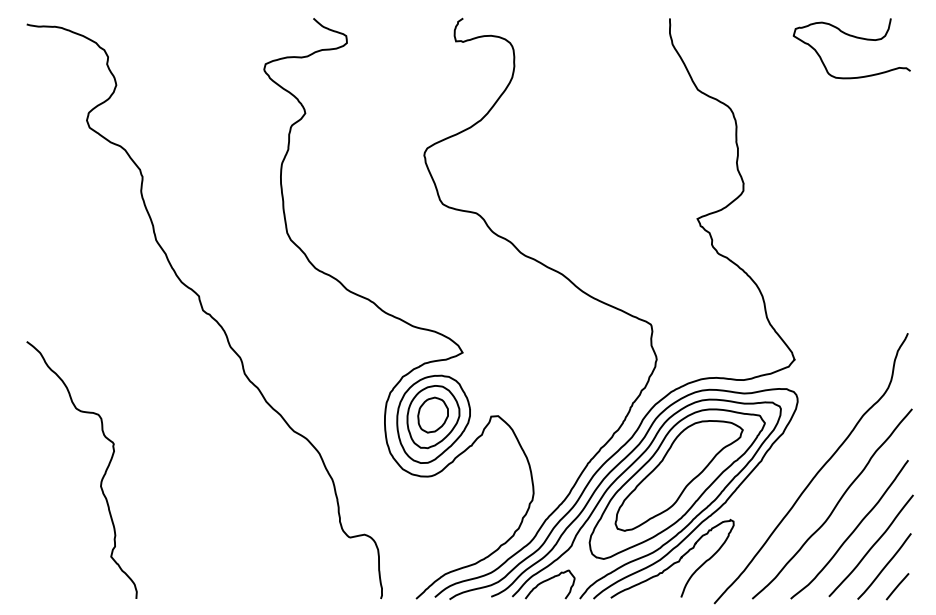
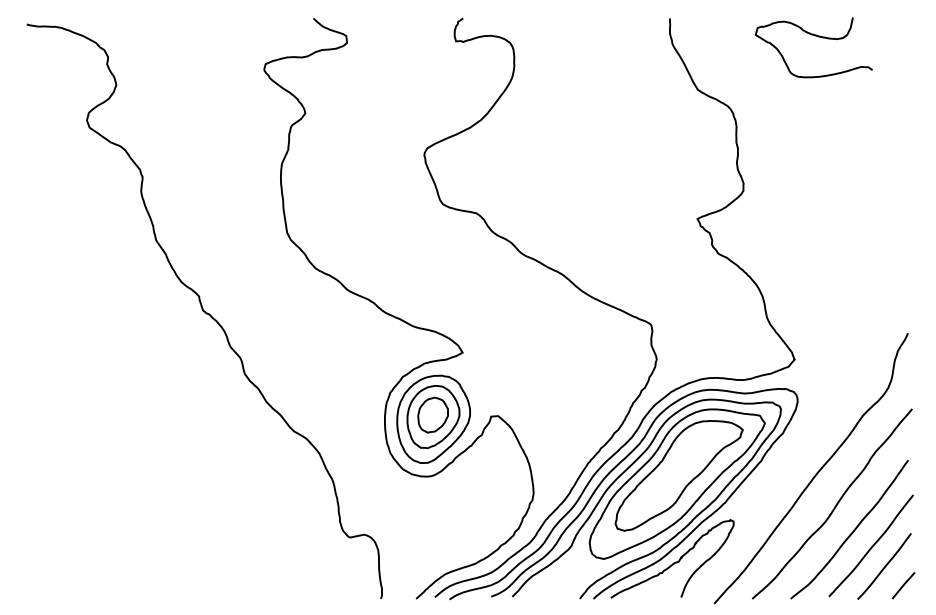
curve position: (853, 37) -> (815, 36) (815, 36)
curve: present -> none (101, 478)
curve: present -> none (549, 580)
line position: (897, 586) -> (903, 585) (903, 585)
